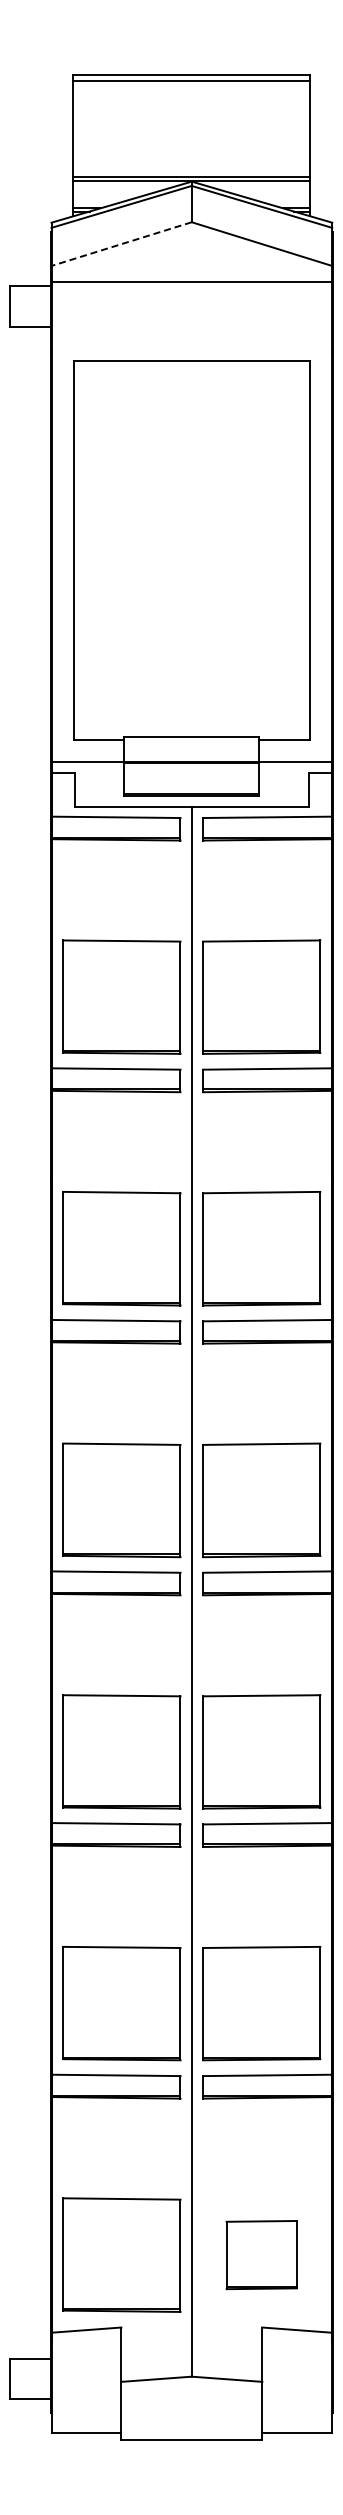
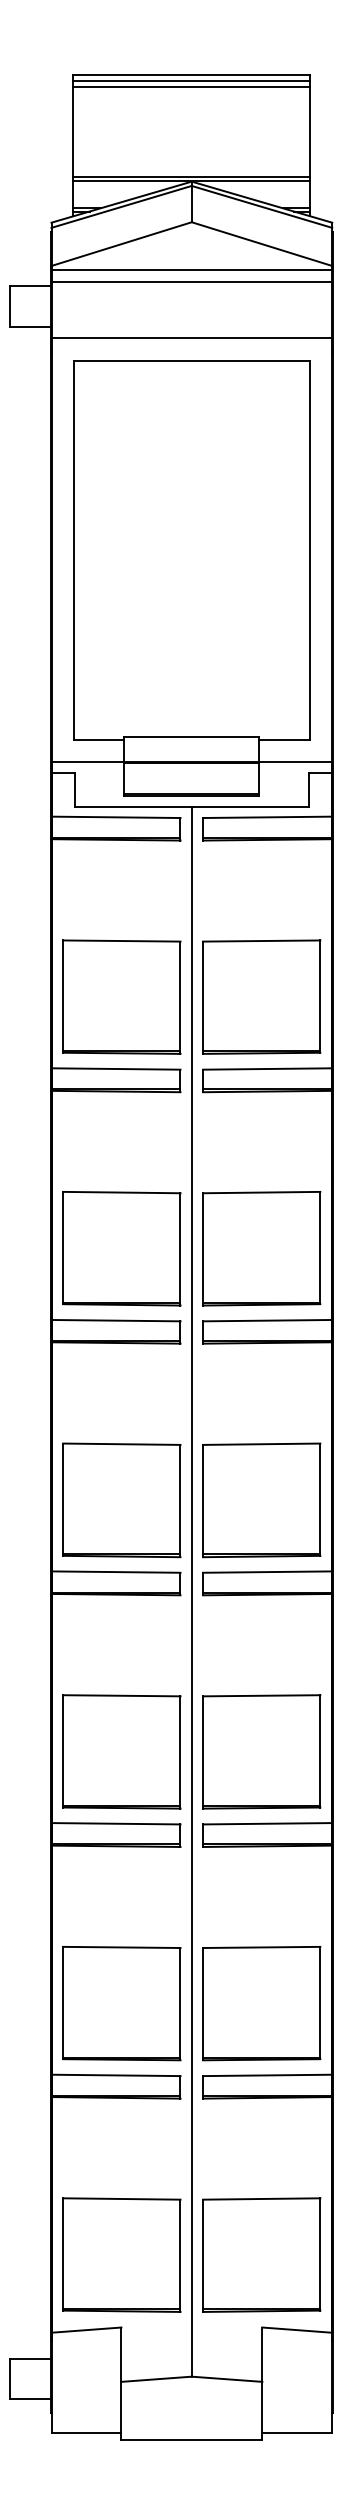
line: none -> present (191, 87)
line: dashed -> solid (121, 244)
line: none -> present (191, 270)
line: none -> present (191, 338)
part size: 73x71 px -> 120x116 px (261, 2254)
